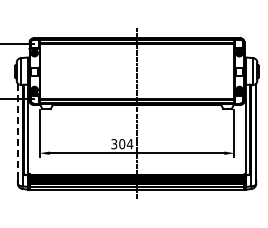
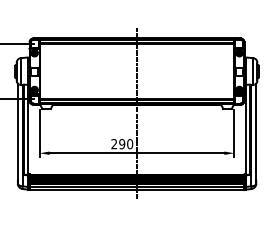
line: dashed -> solid (17, 132)
text: 304 -> 290 (122, 144)
